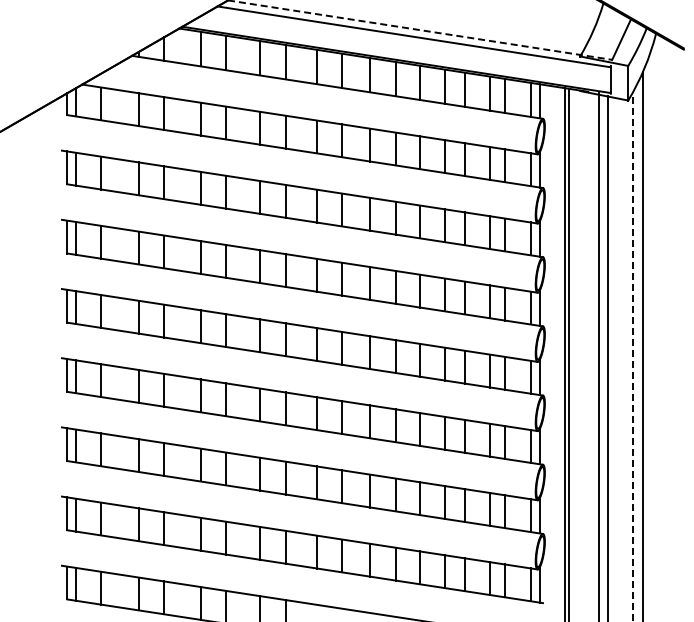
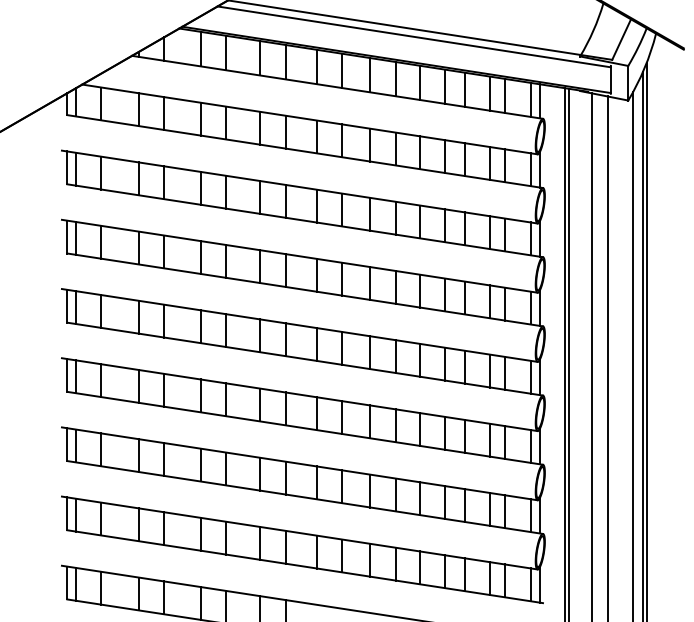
line: dashed -> solid (420, 30)
line: none -> present (646, 340)
line position: (598, 355) -> (591, 355) (591, 355)
line: dashed -> solid (633, 357)
